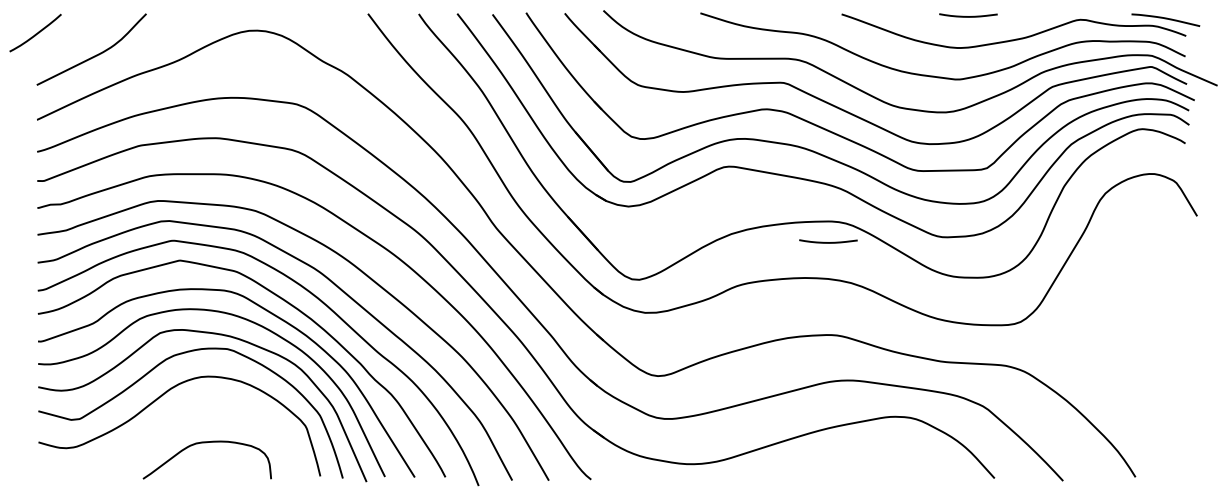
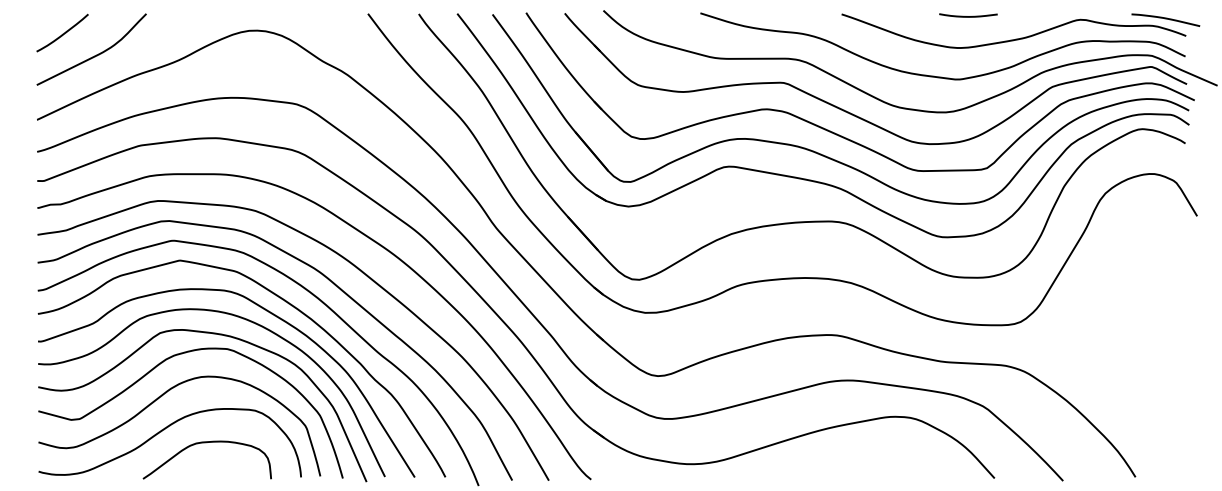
curve position: (35, 33) -> (62, 33) (62, 33)
curve: present -> none (828, 242)
curve: none -> present (161, 432)
